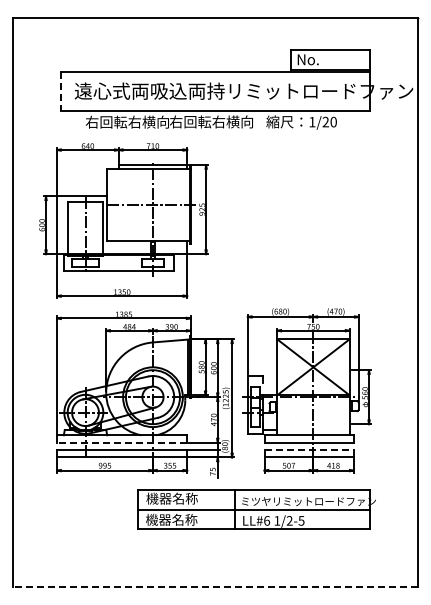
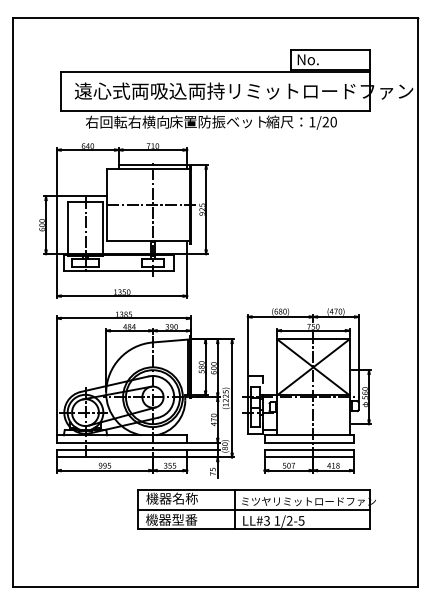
line: dashed -> solid (61, 92)
text: 右回転右横向 -> 床置防振ベット (217, 121)
line: dashed -> solid (121, 442)
line: dashed -> solid (309, 450)
text: 機器名称 -> 機器型番 (184, 519)
text: LL#6 -> LL#3 (267, 520)
line: dashed -> solid (215, 586)
